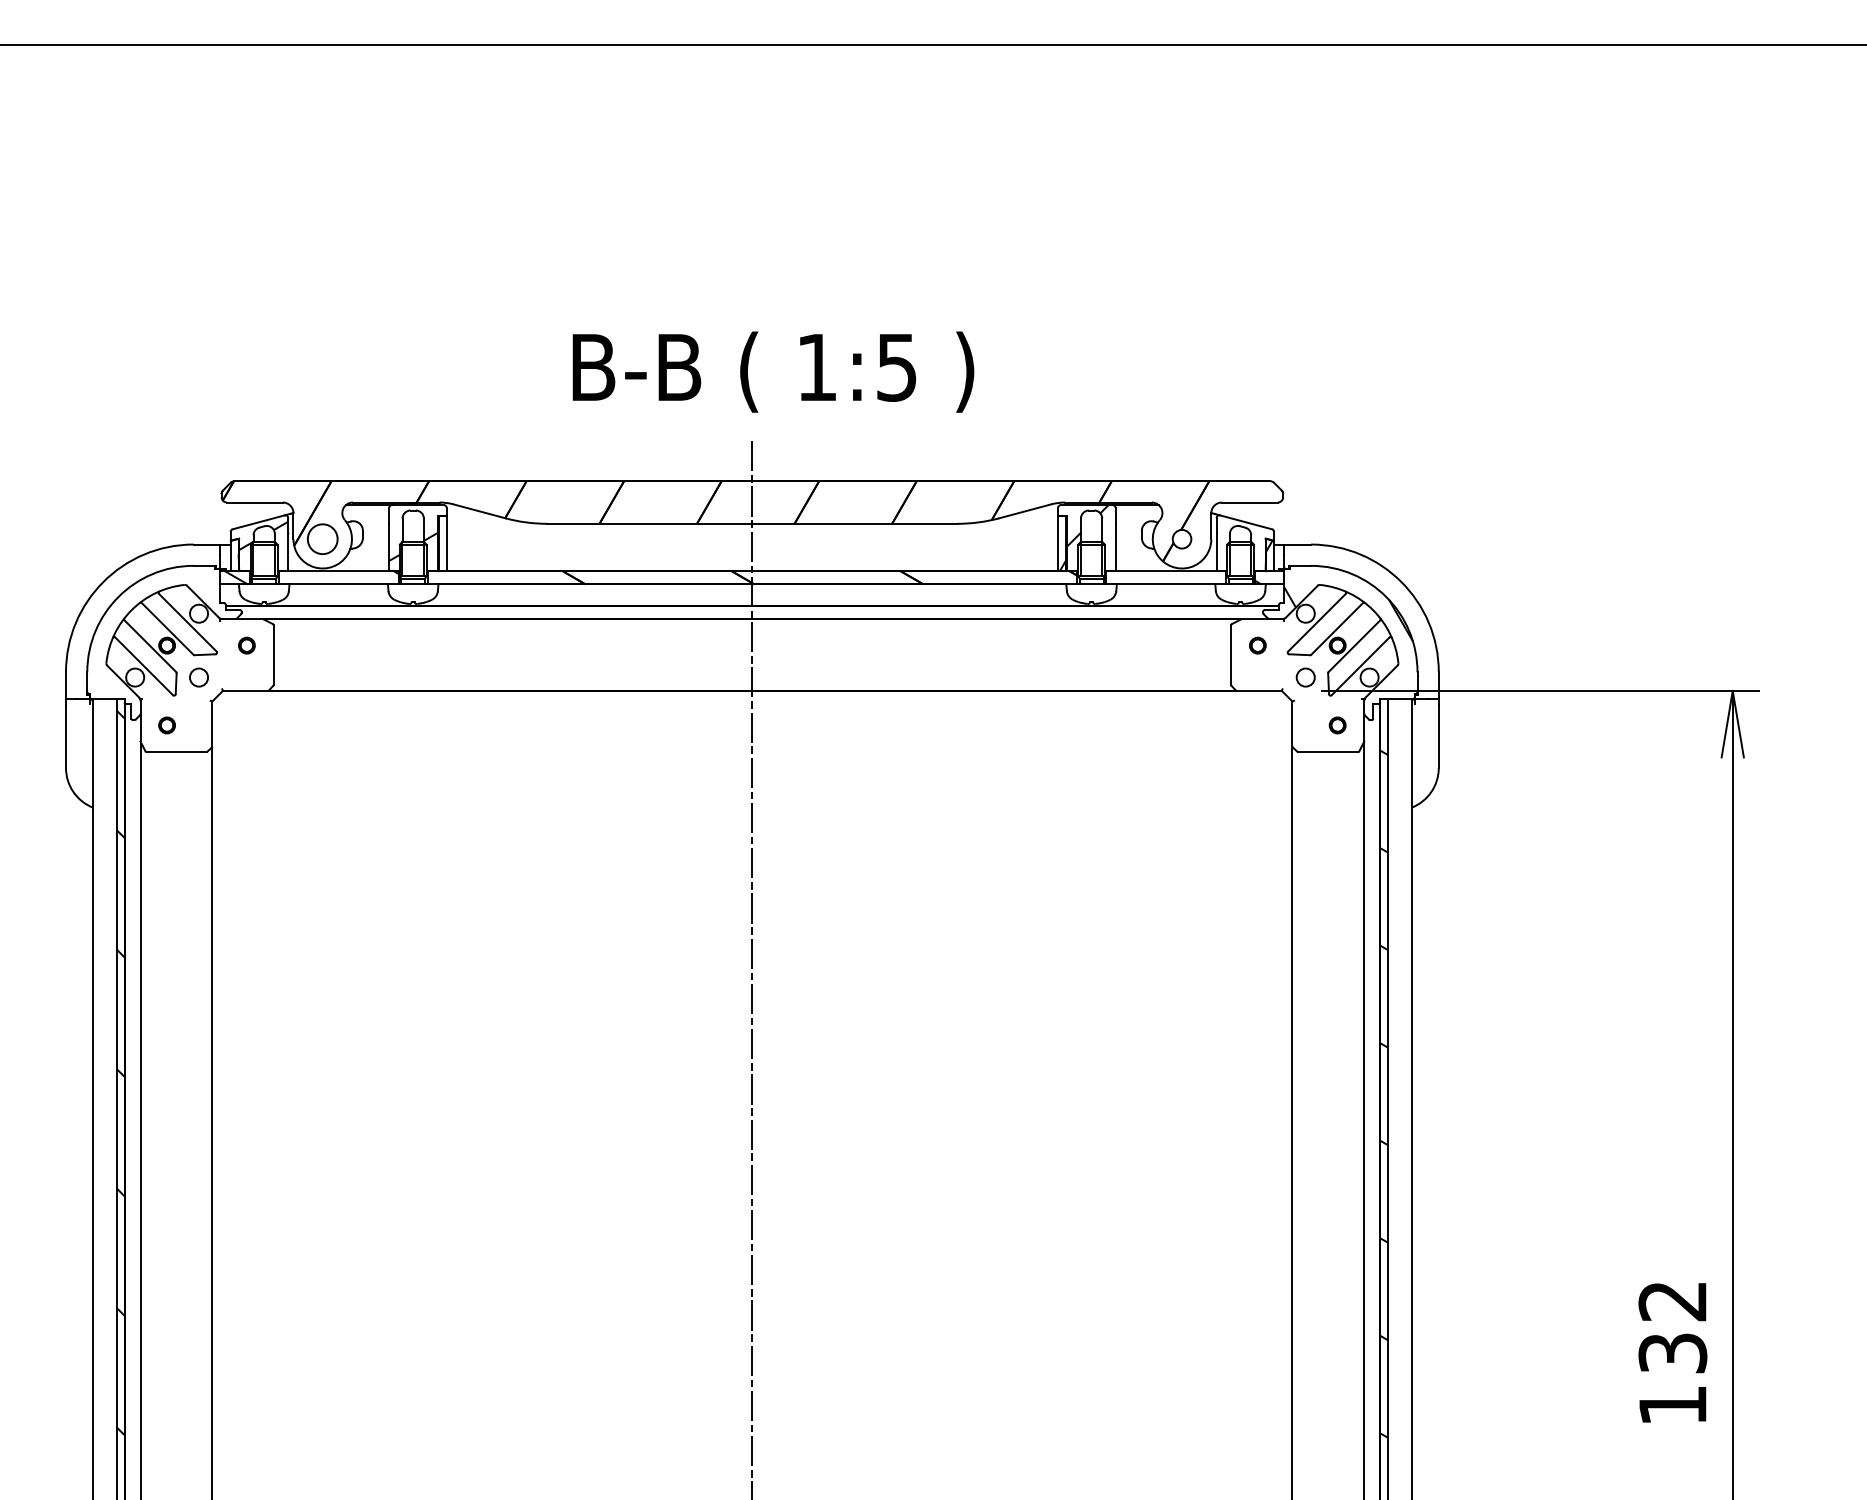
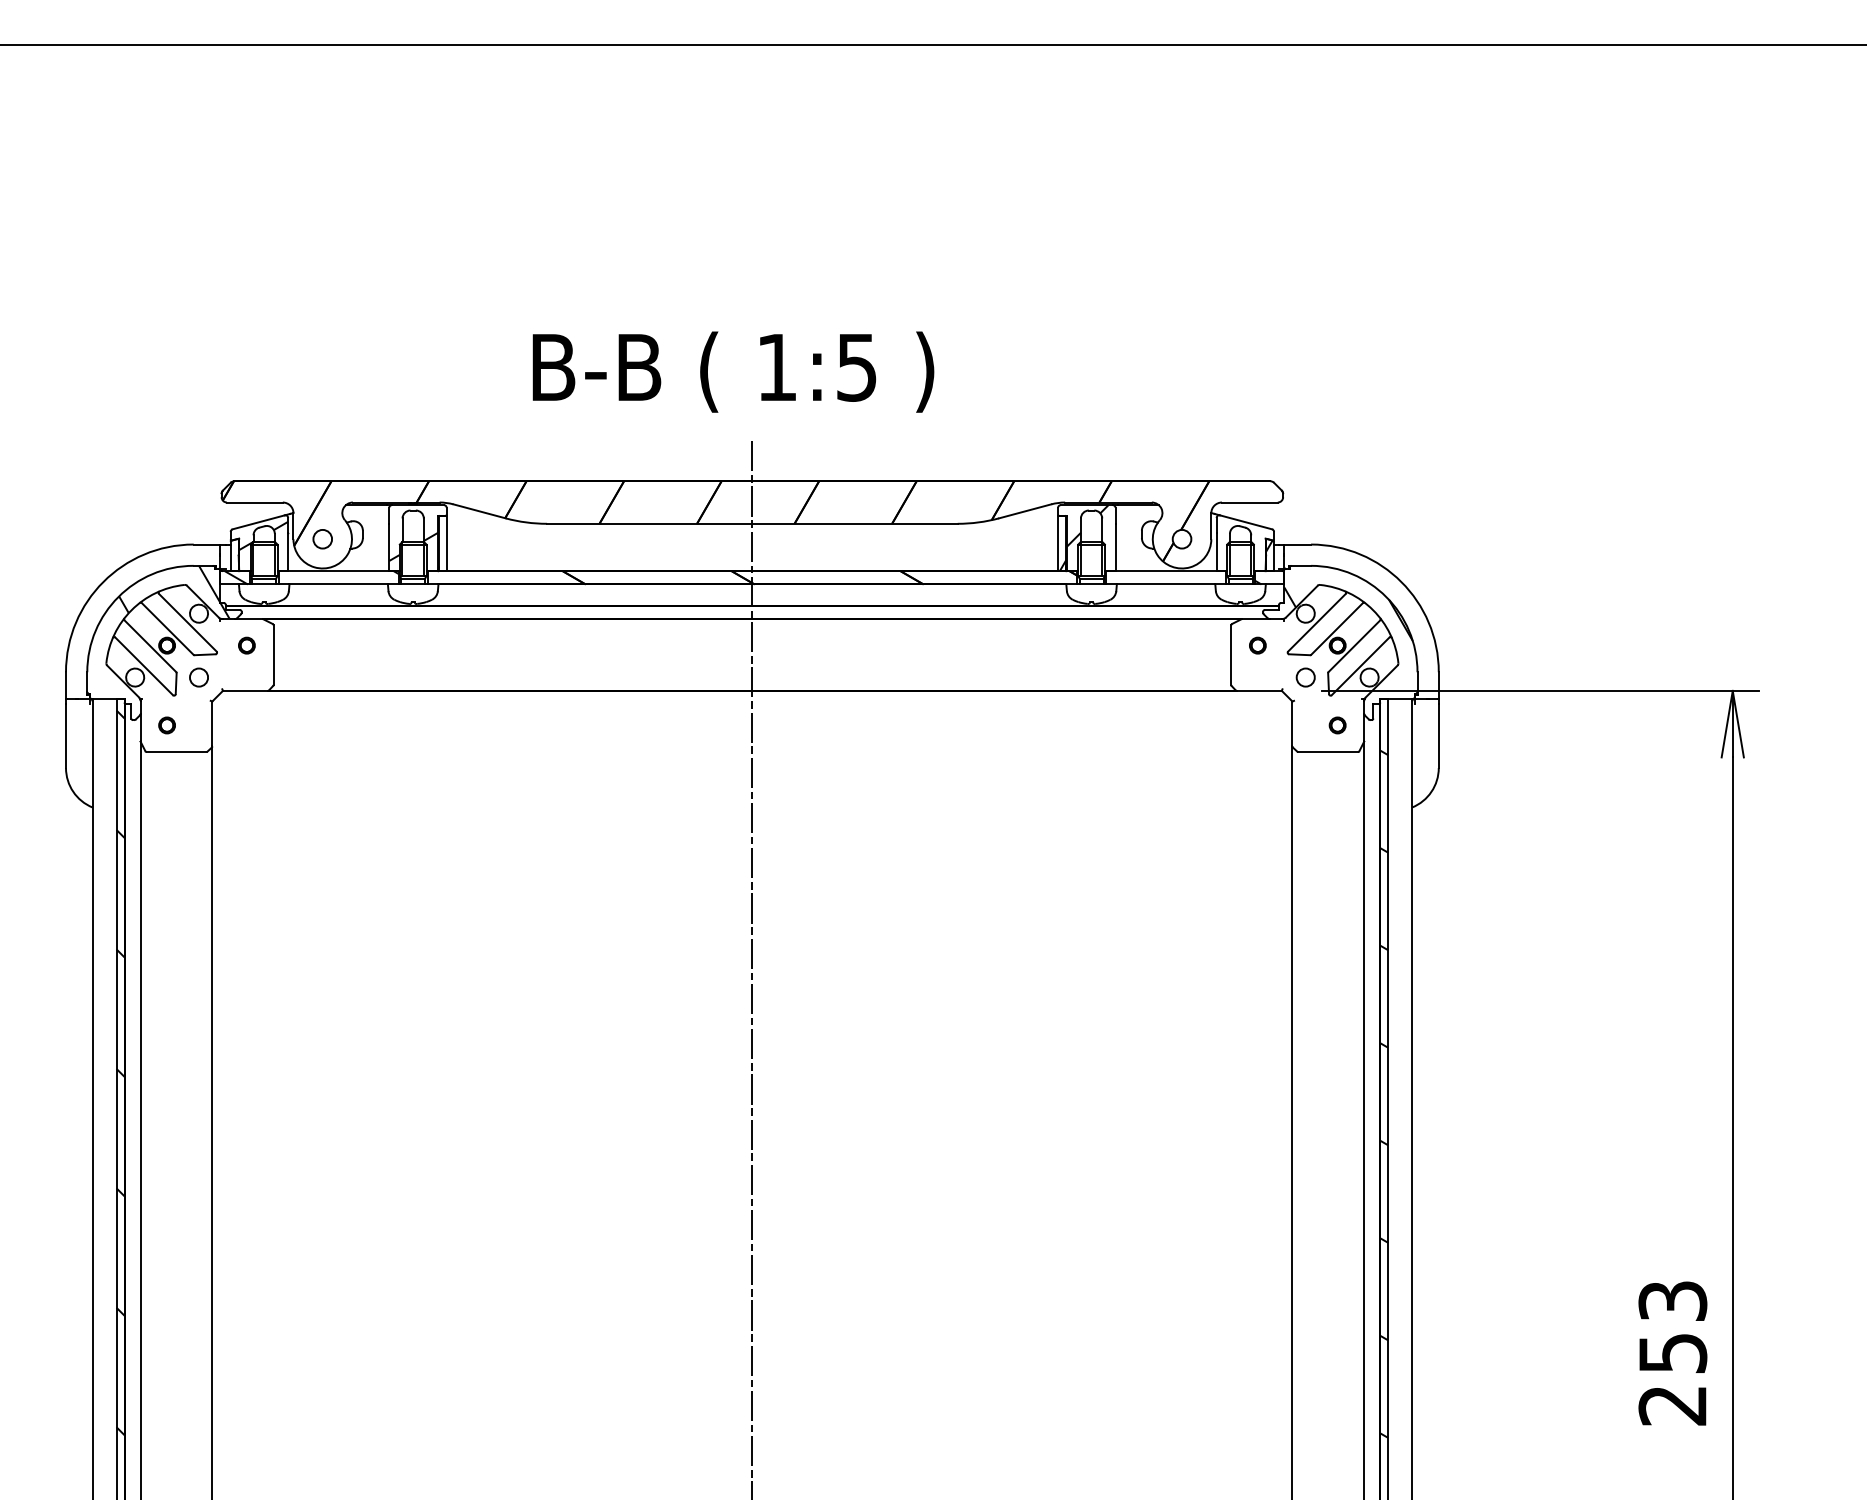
text position: (773, 371) -> (733, 371) (733, 371)
circle diameter: 30 px -> 19 px (322, 538)
hatch: none -> present (174, 592)
text: 132 -> 253 (1672, 1353)
